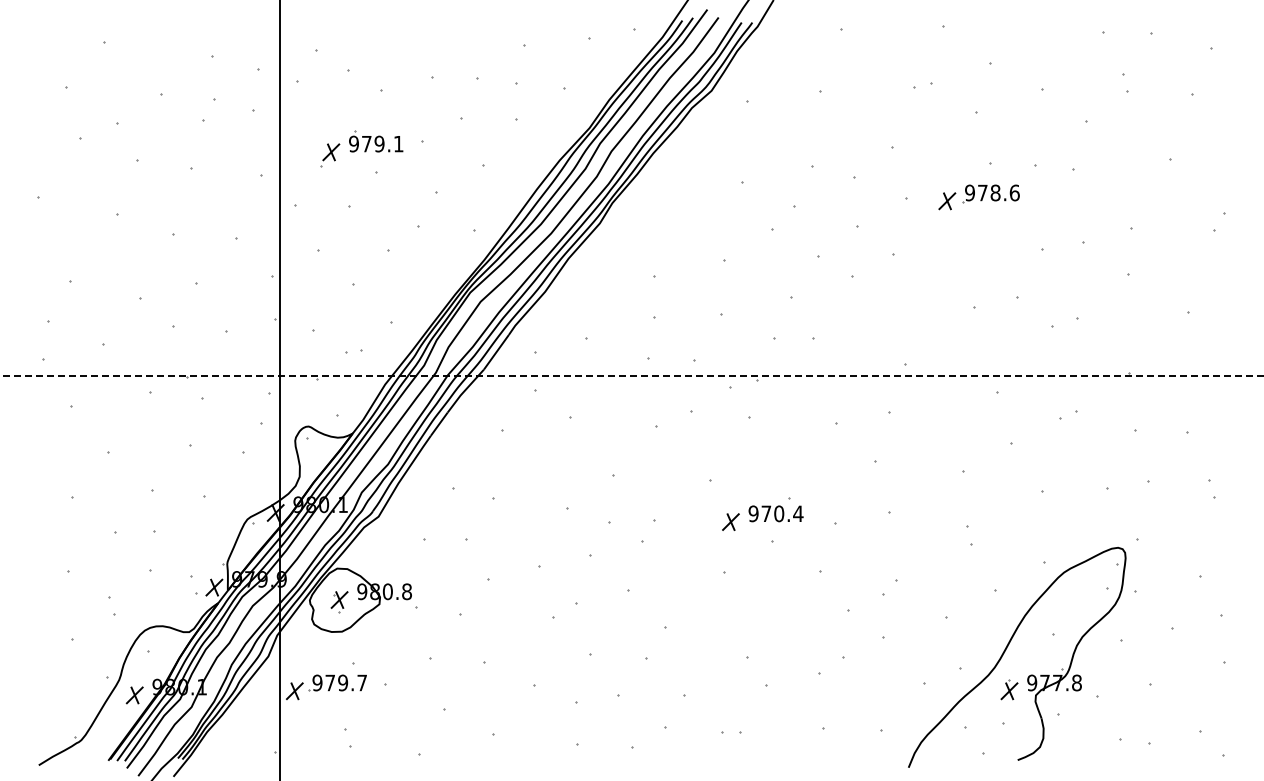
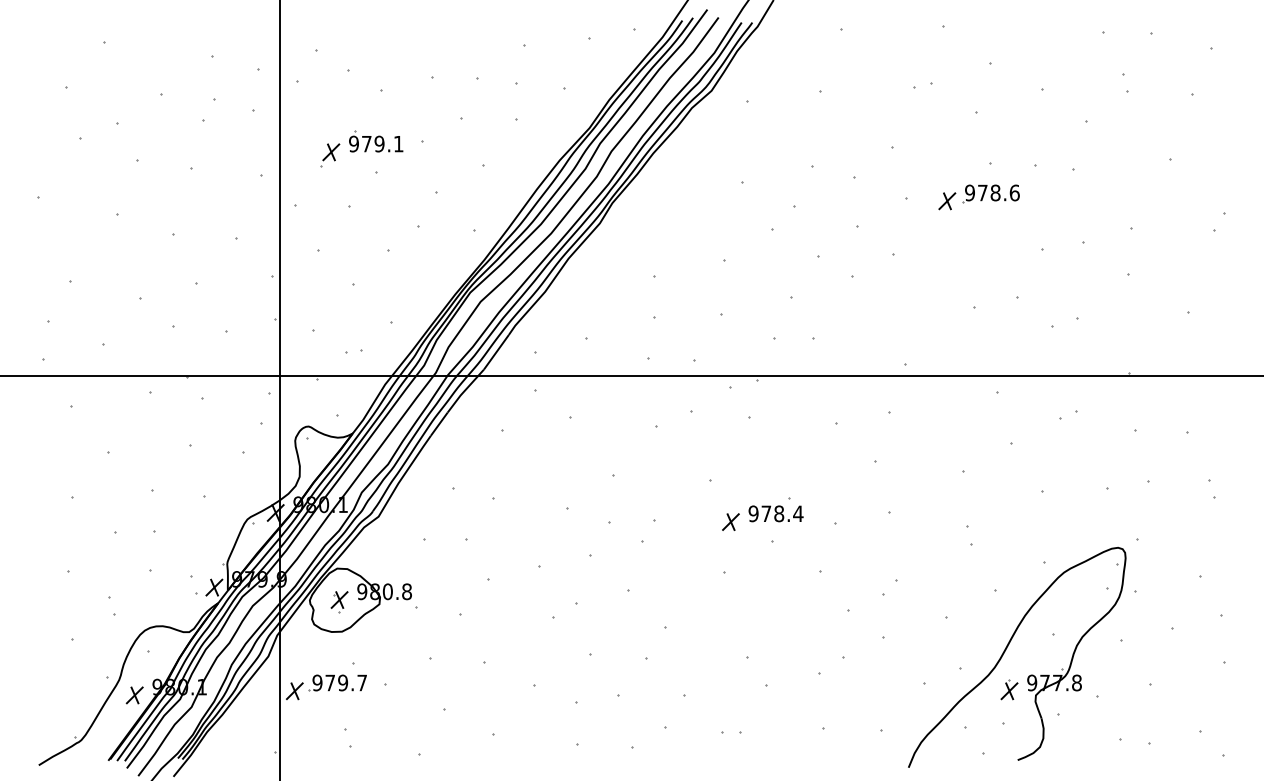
line: dashed -> solid (631, 375)
text: 970.4 -> 978.4 (779, 513)
